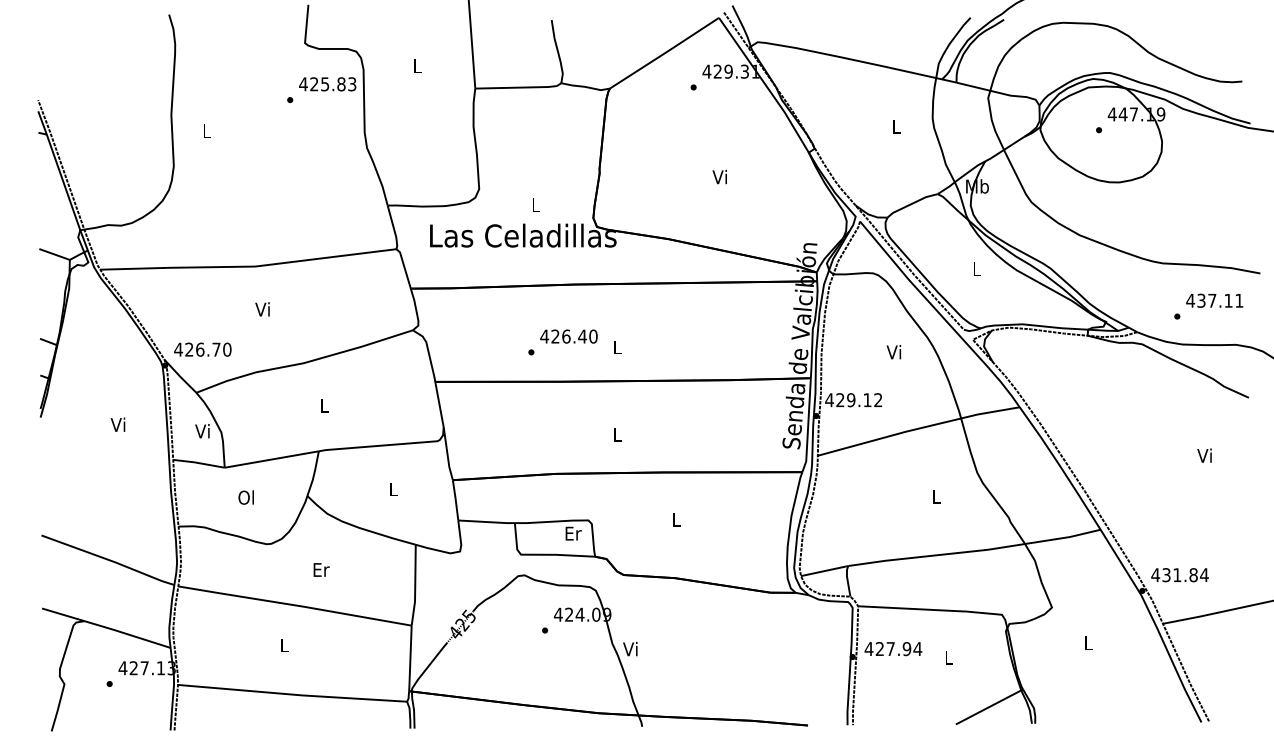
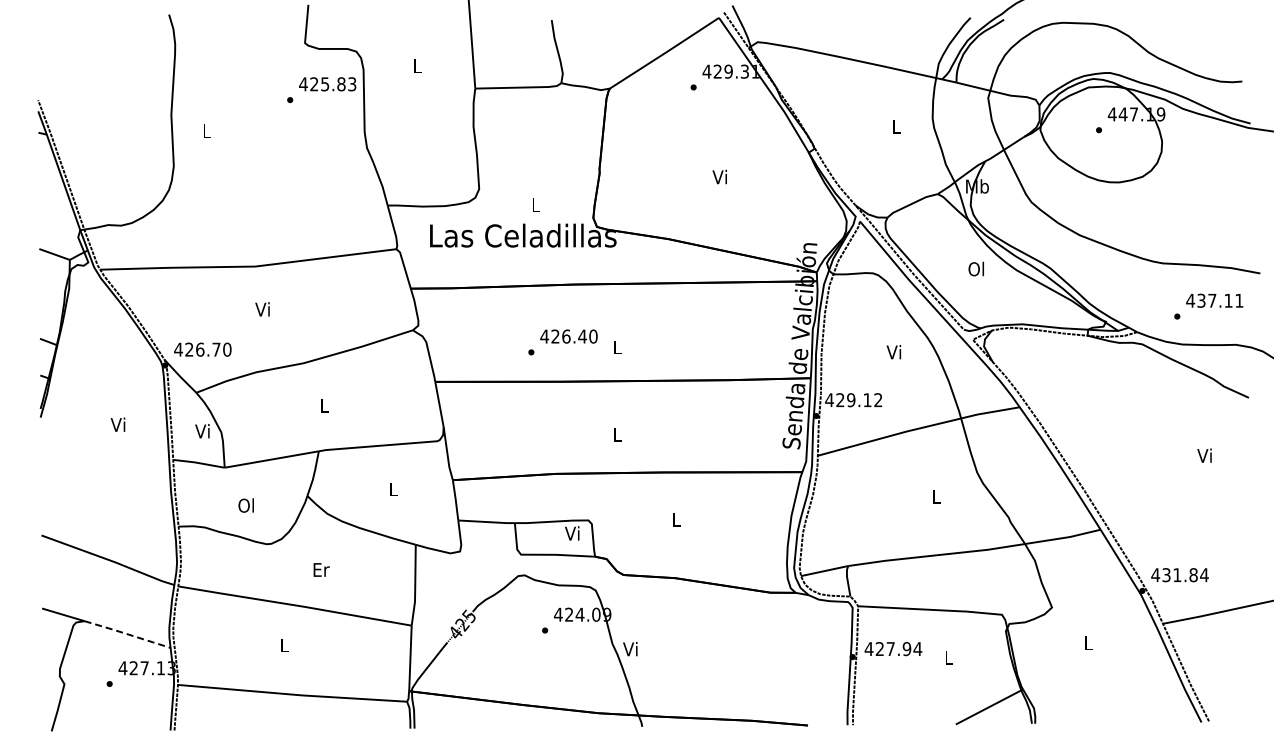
text: L -> Ol (975, 268)
text position: (245, 497) -> (245, 505) (245, 505)
text: Er -> Vi (573, 533)
line: solid -> dashed (126, 634)
